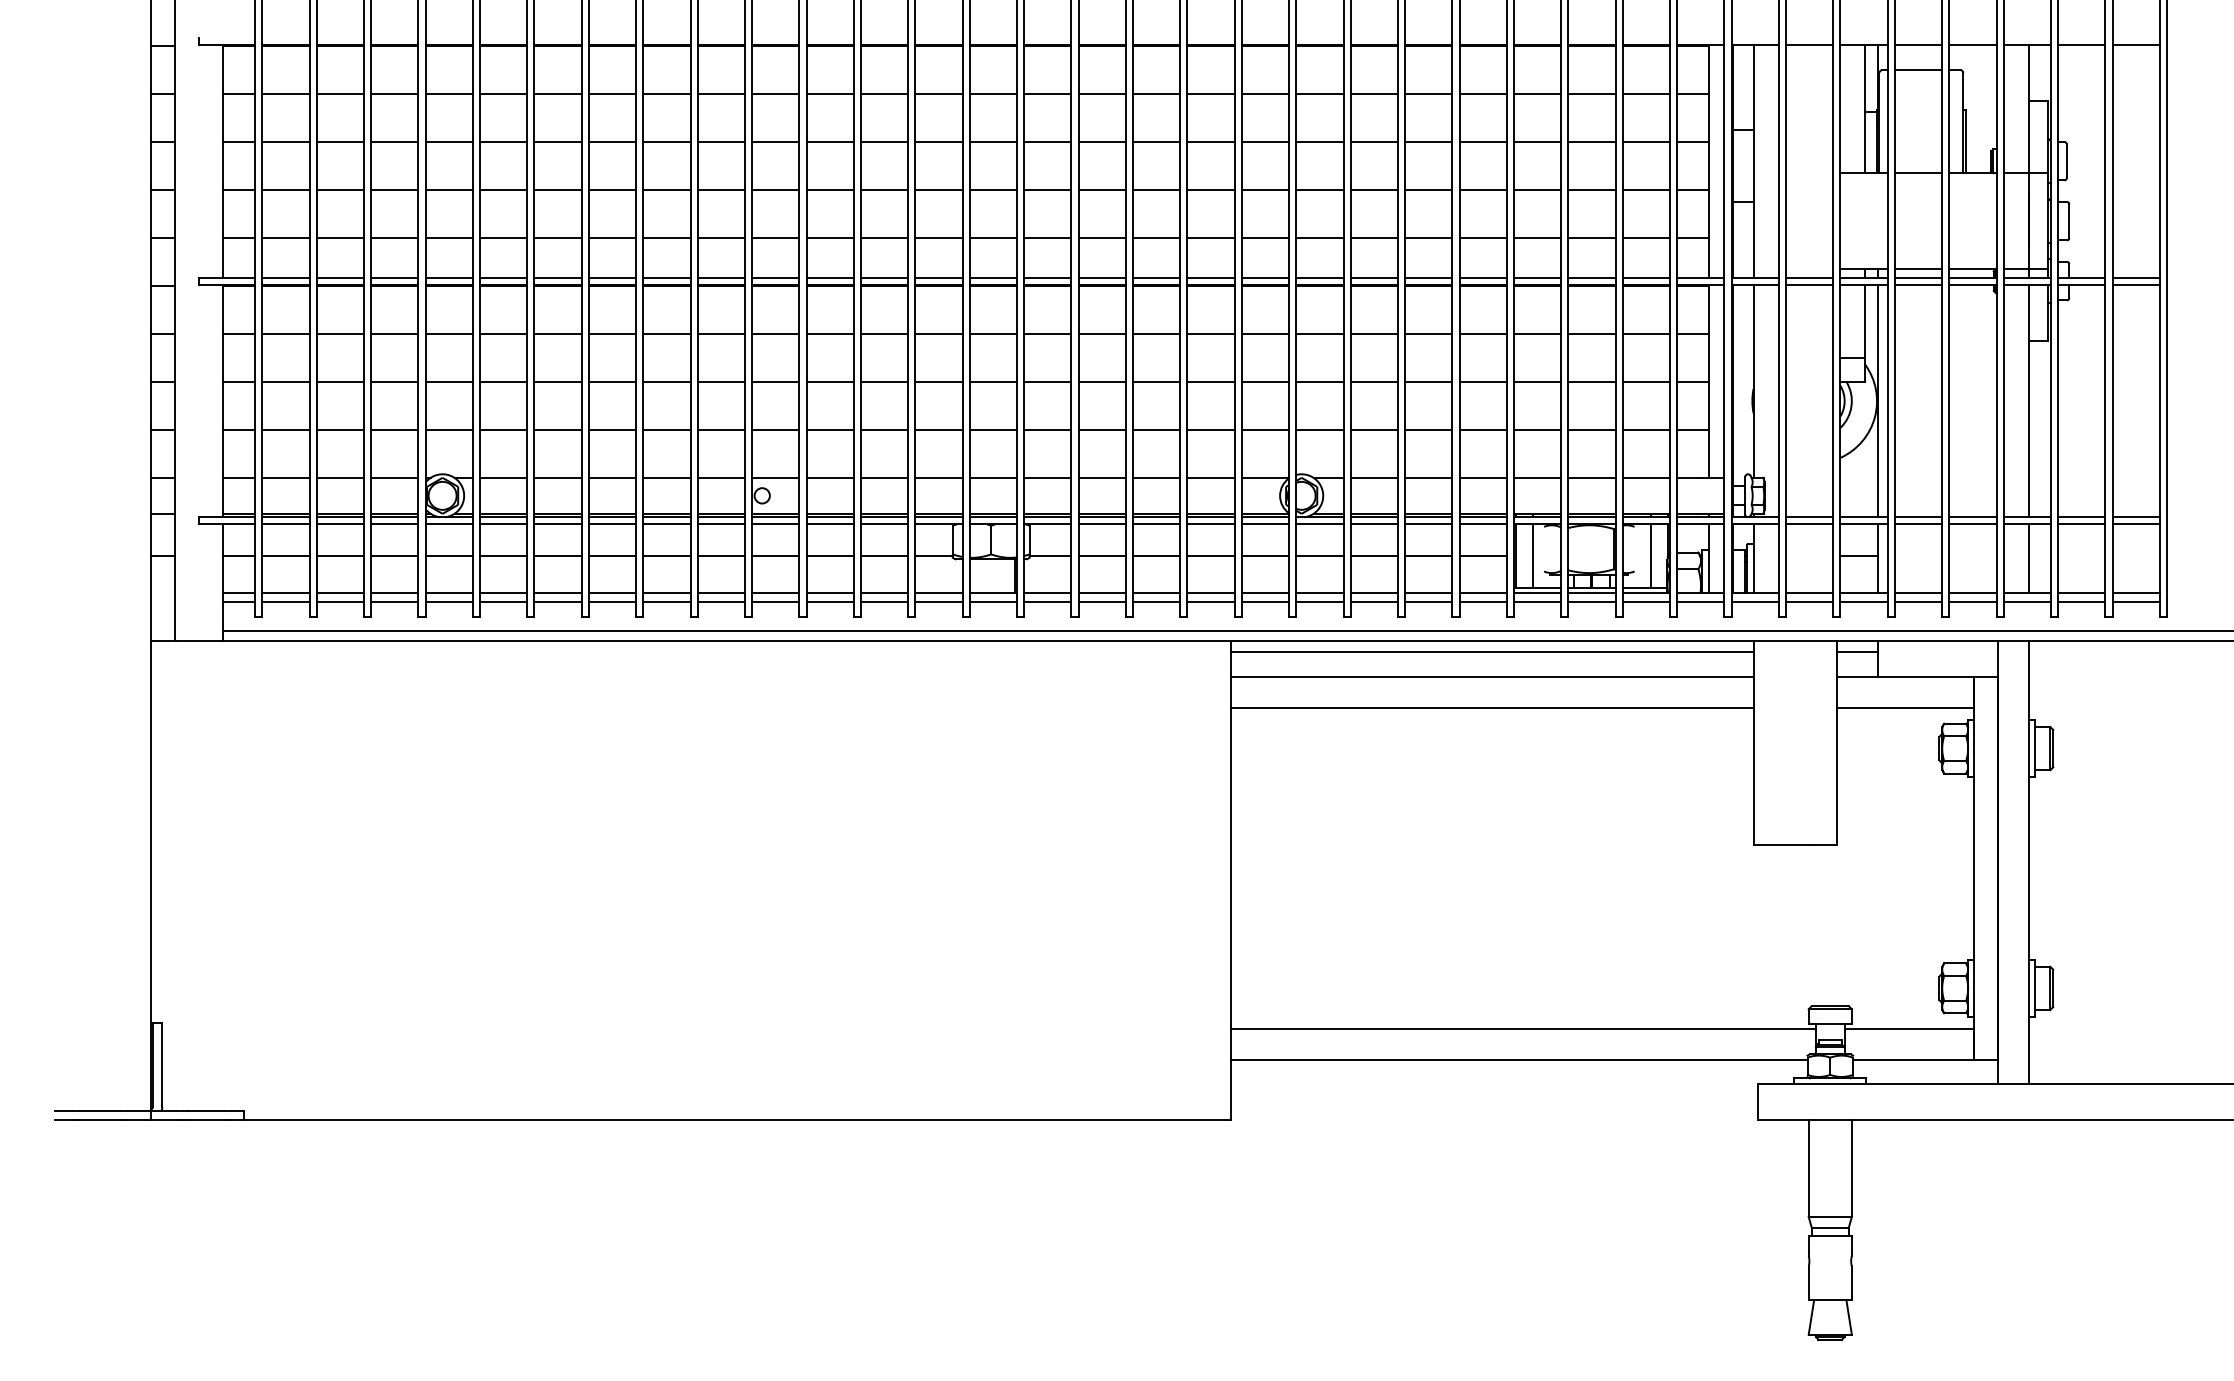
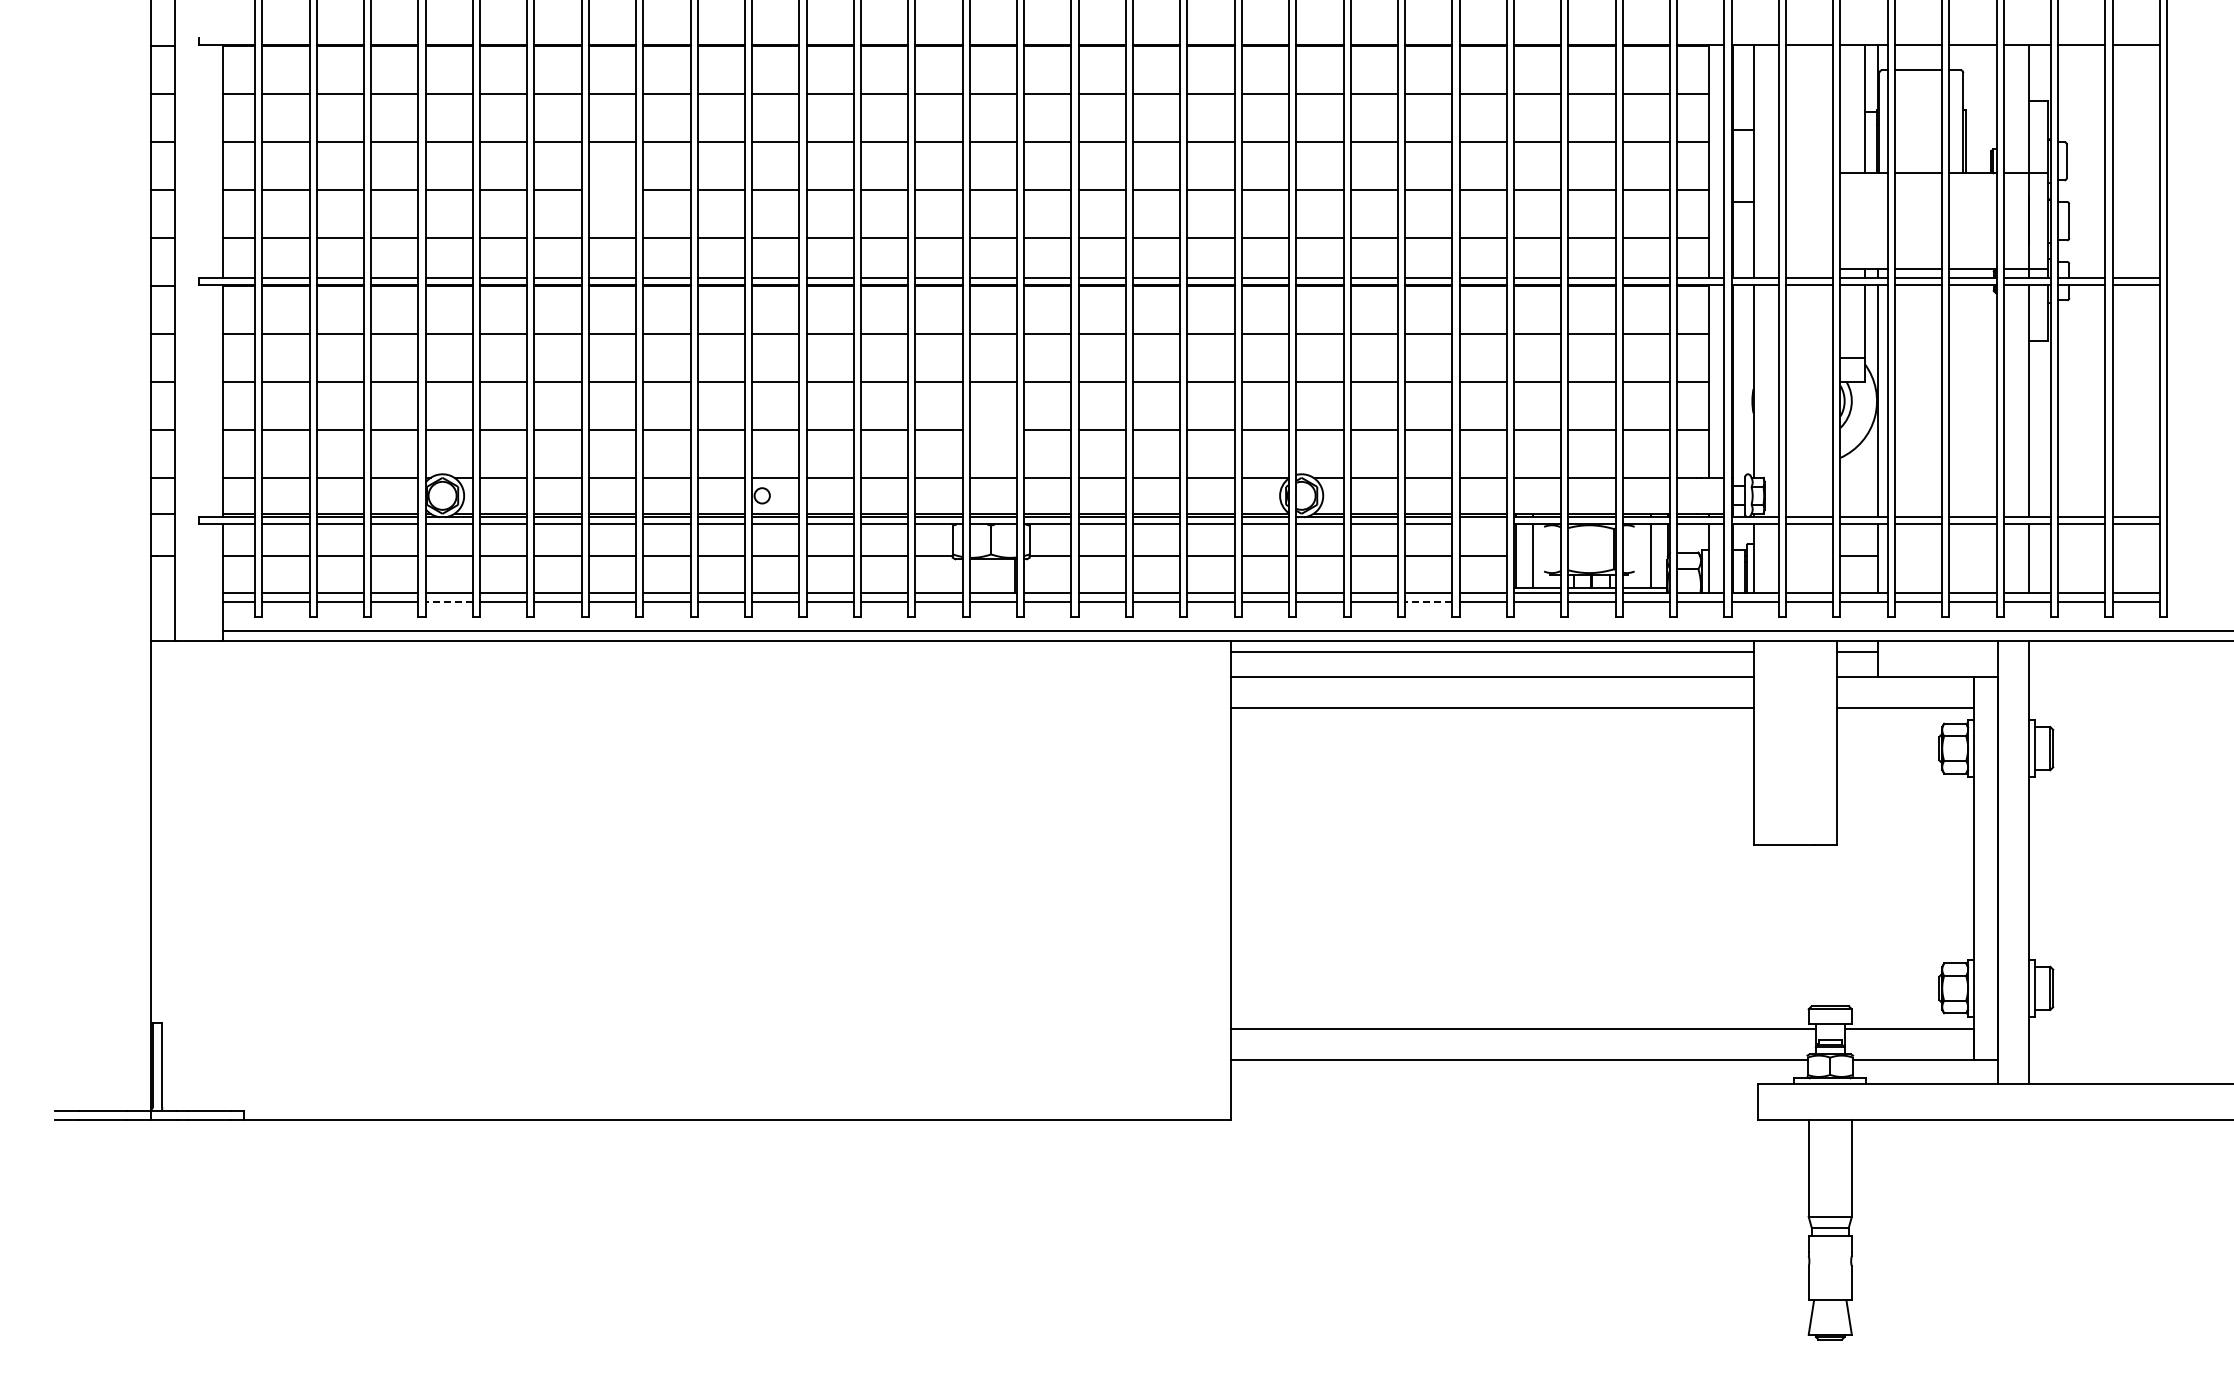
line: present -> none (612, 190)
line: present -> none (993, 429)
line: present -> none (1482, 524)
line: solid -> dashed (449, 602)
line: solid -> dashed (1428, 602)
